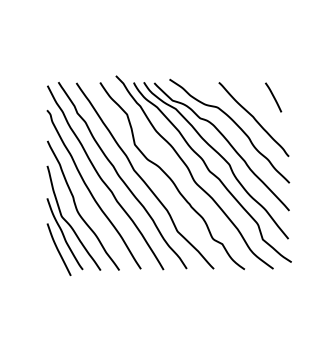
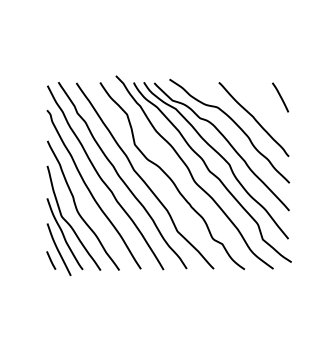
line position: (273, 97) -> (280, 97) (280, 97)
line: none -> present (51, 260)
